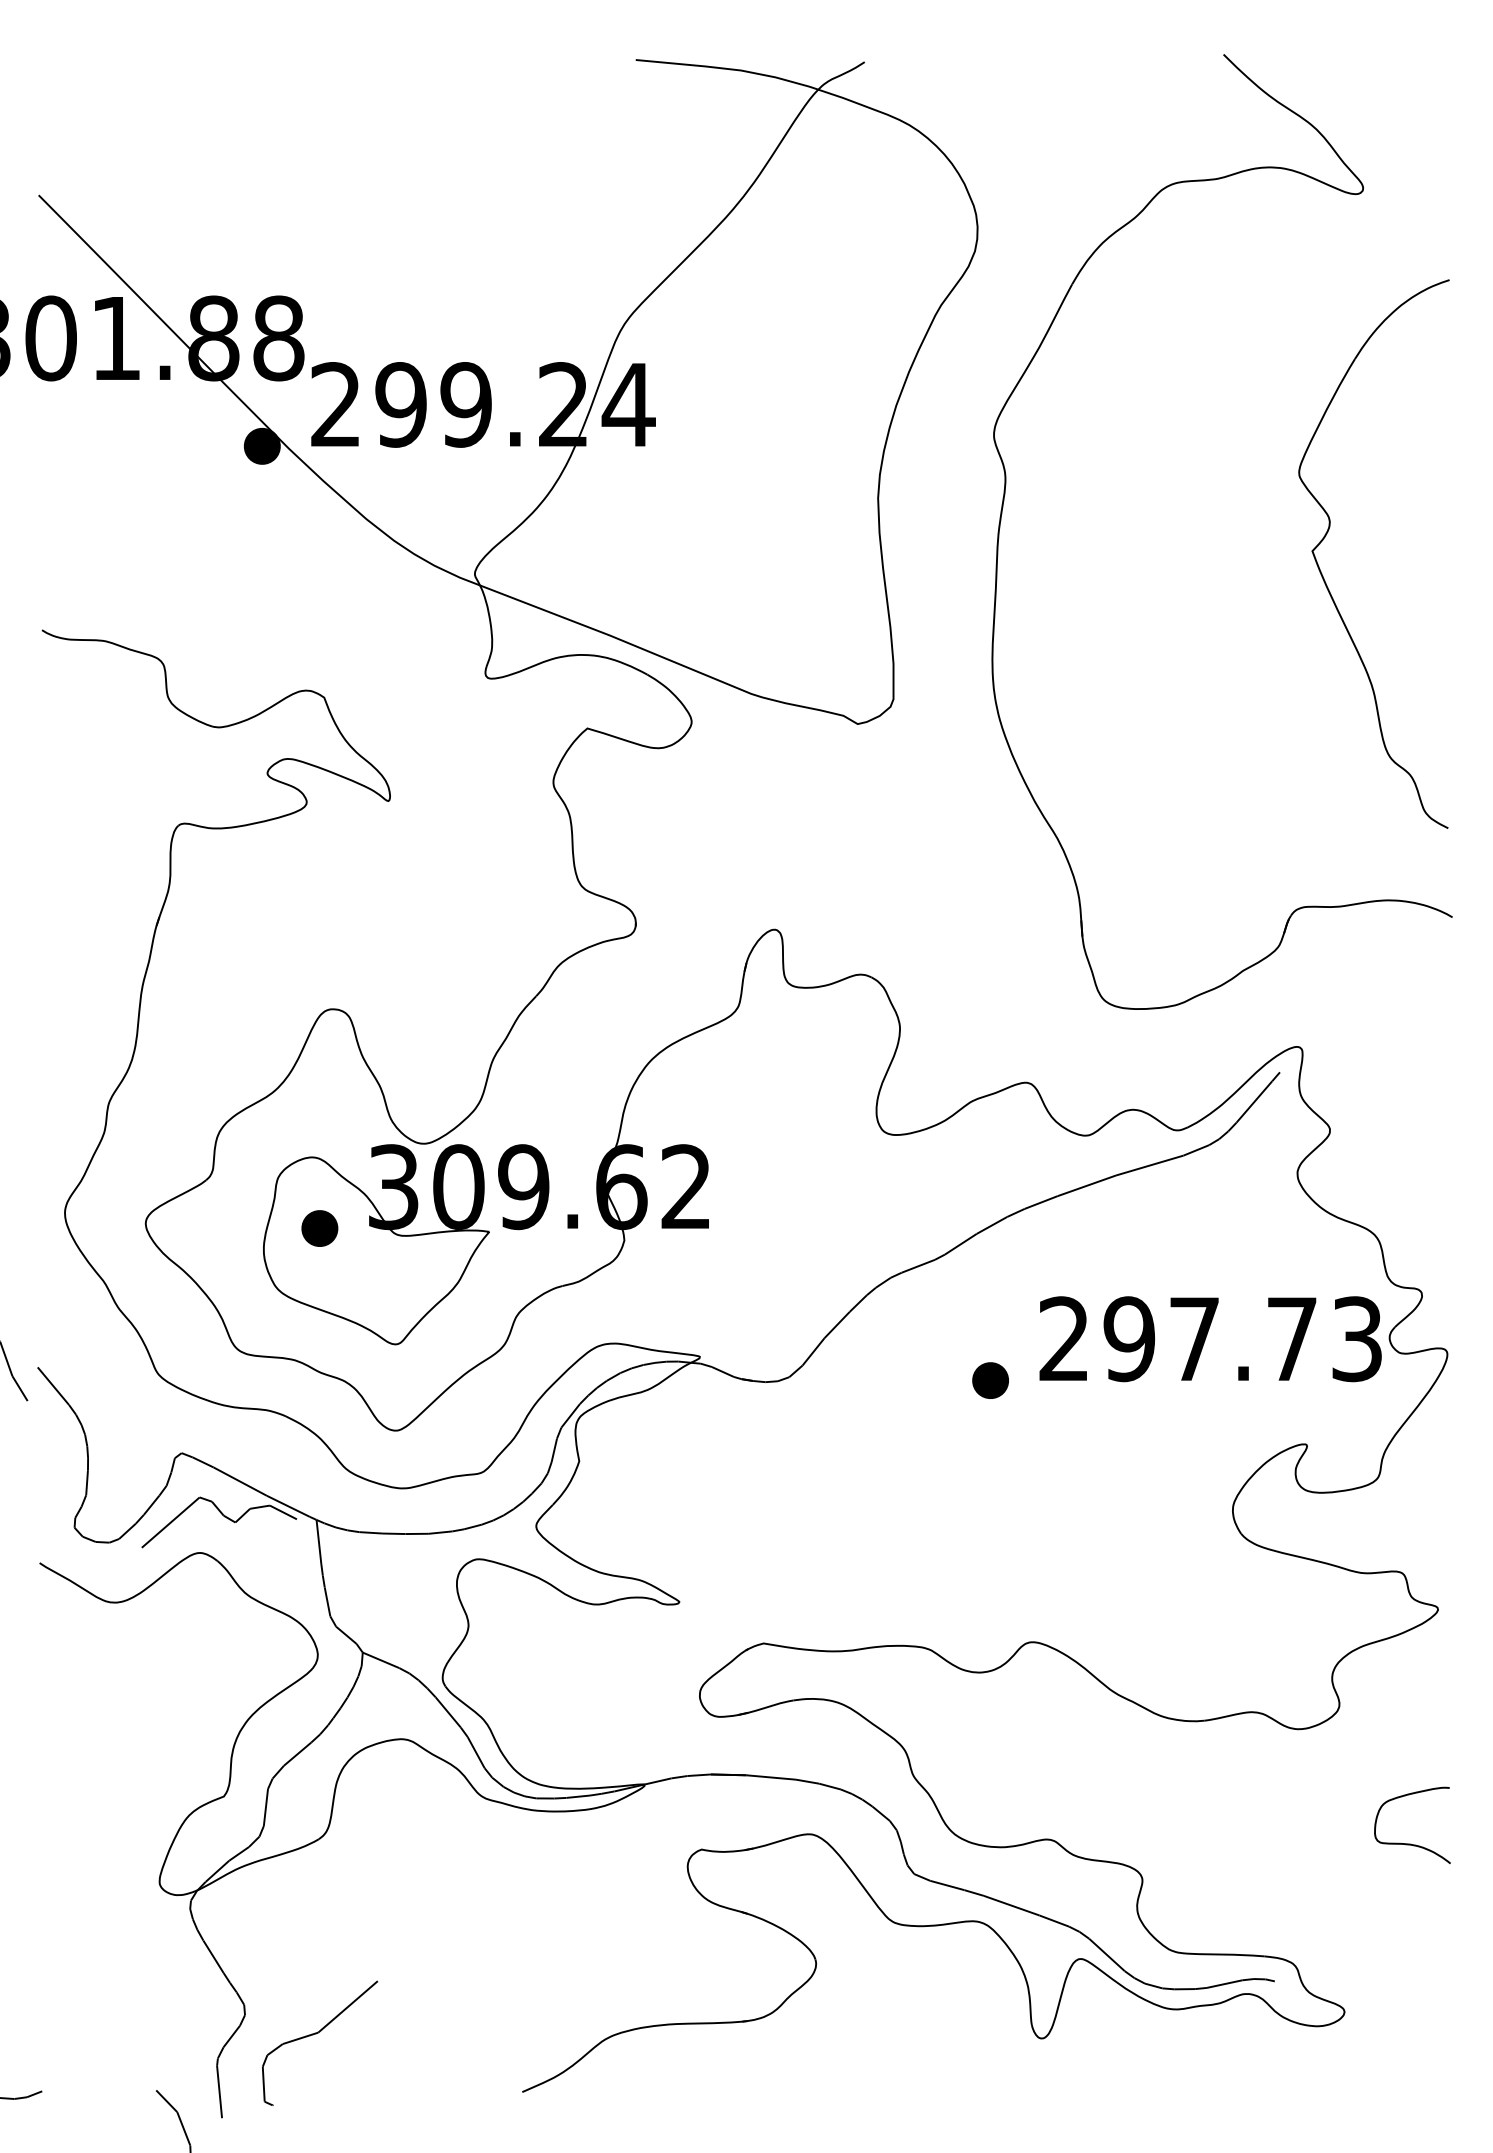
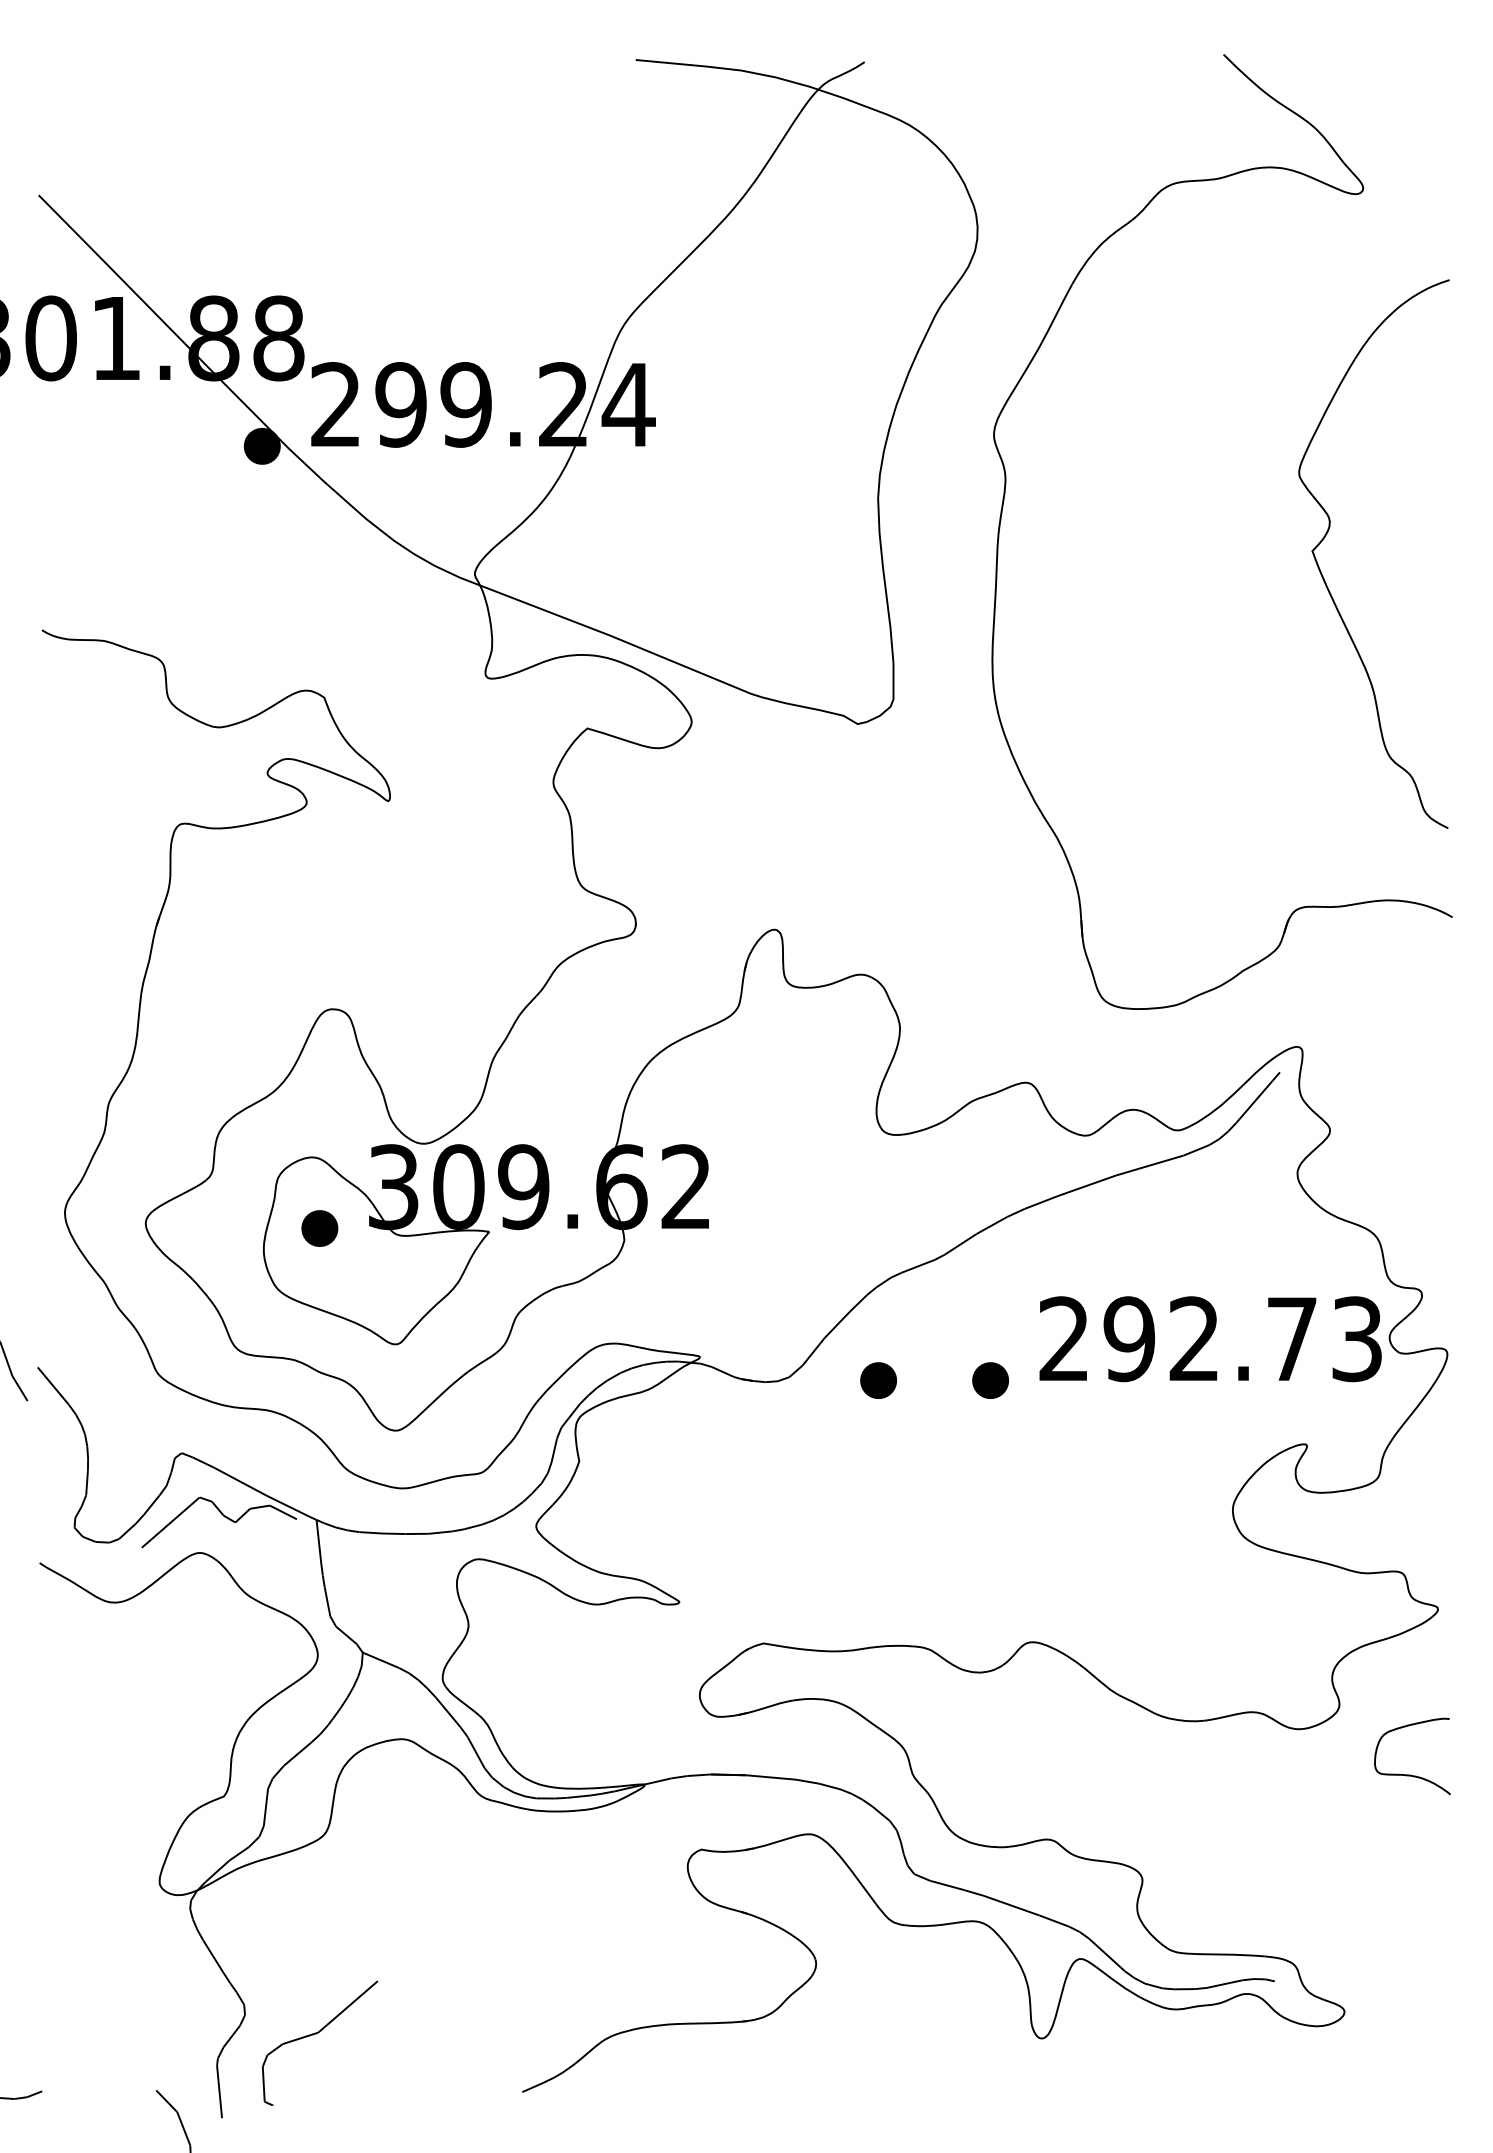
text: 297.73 -> 292.73 (1193, 1338)
part: none -> present (878, 1380)
curve position: (1410, 1843) -> (1410, 1774) (1410, 1774)
